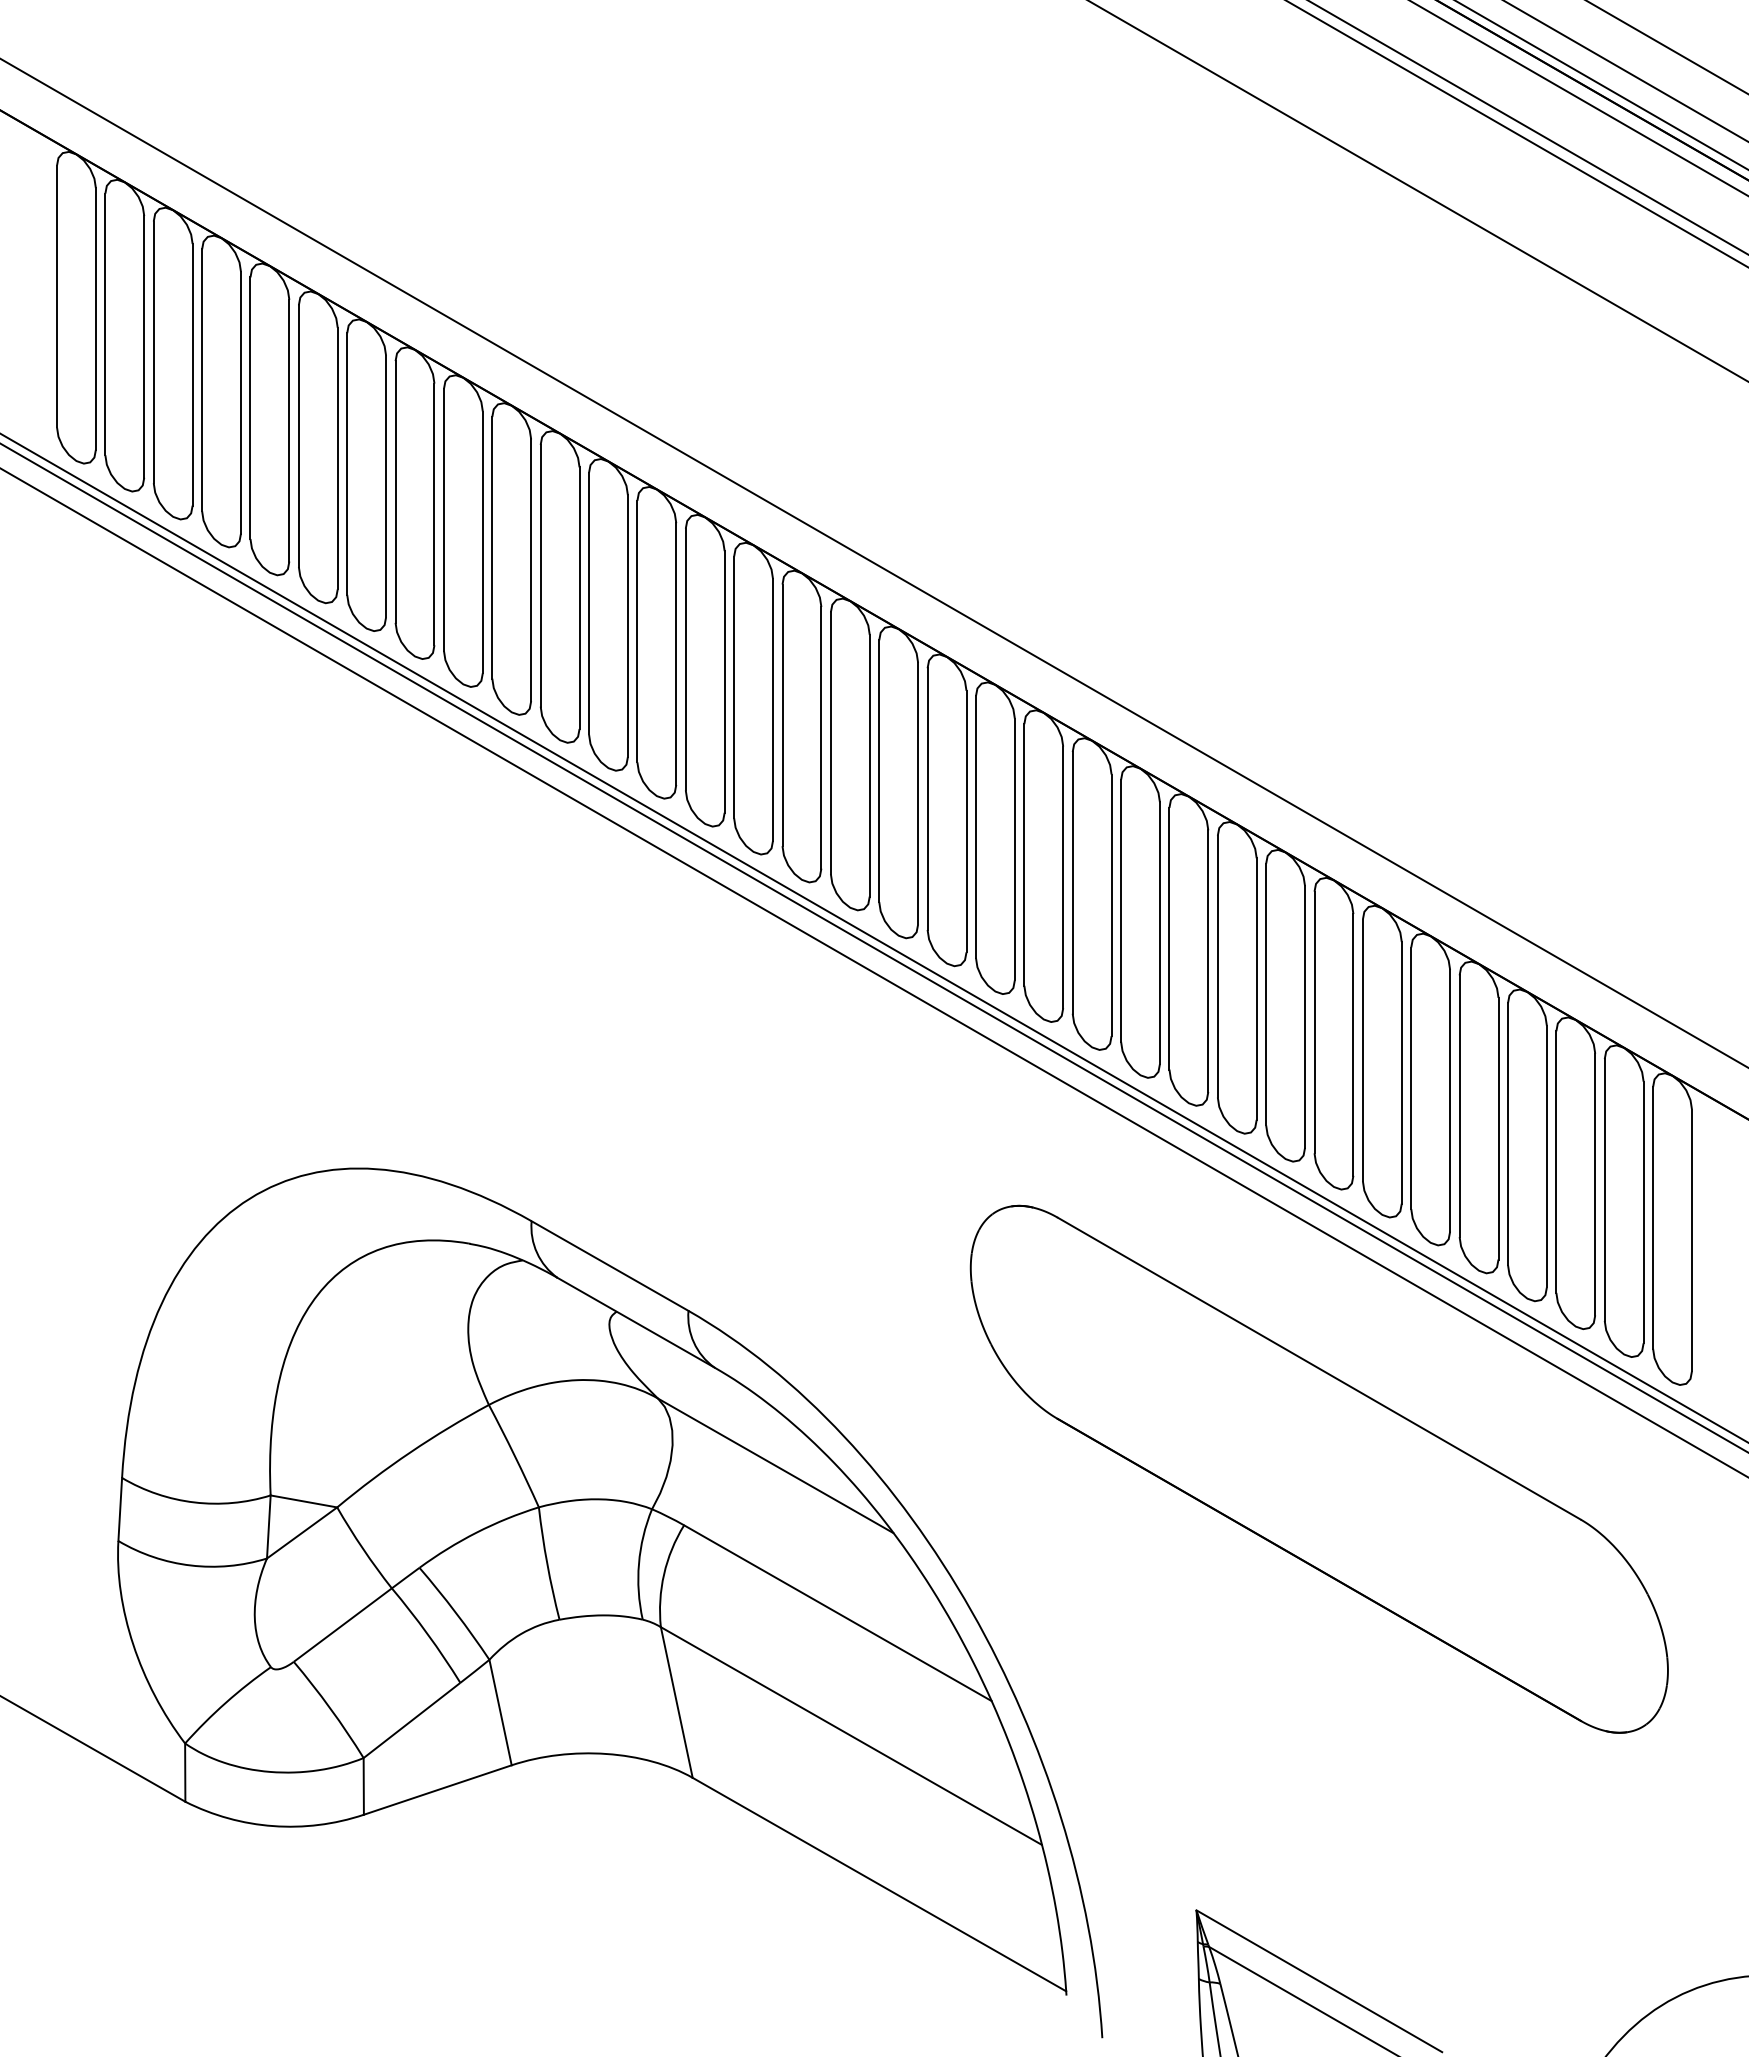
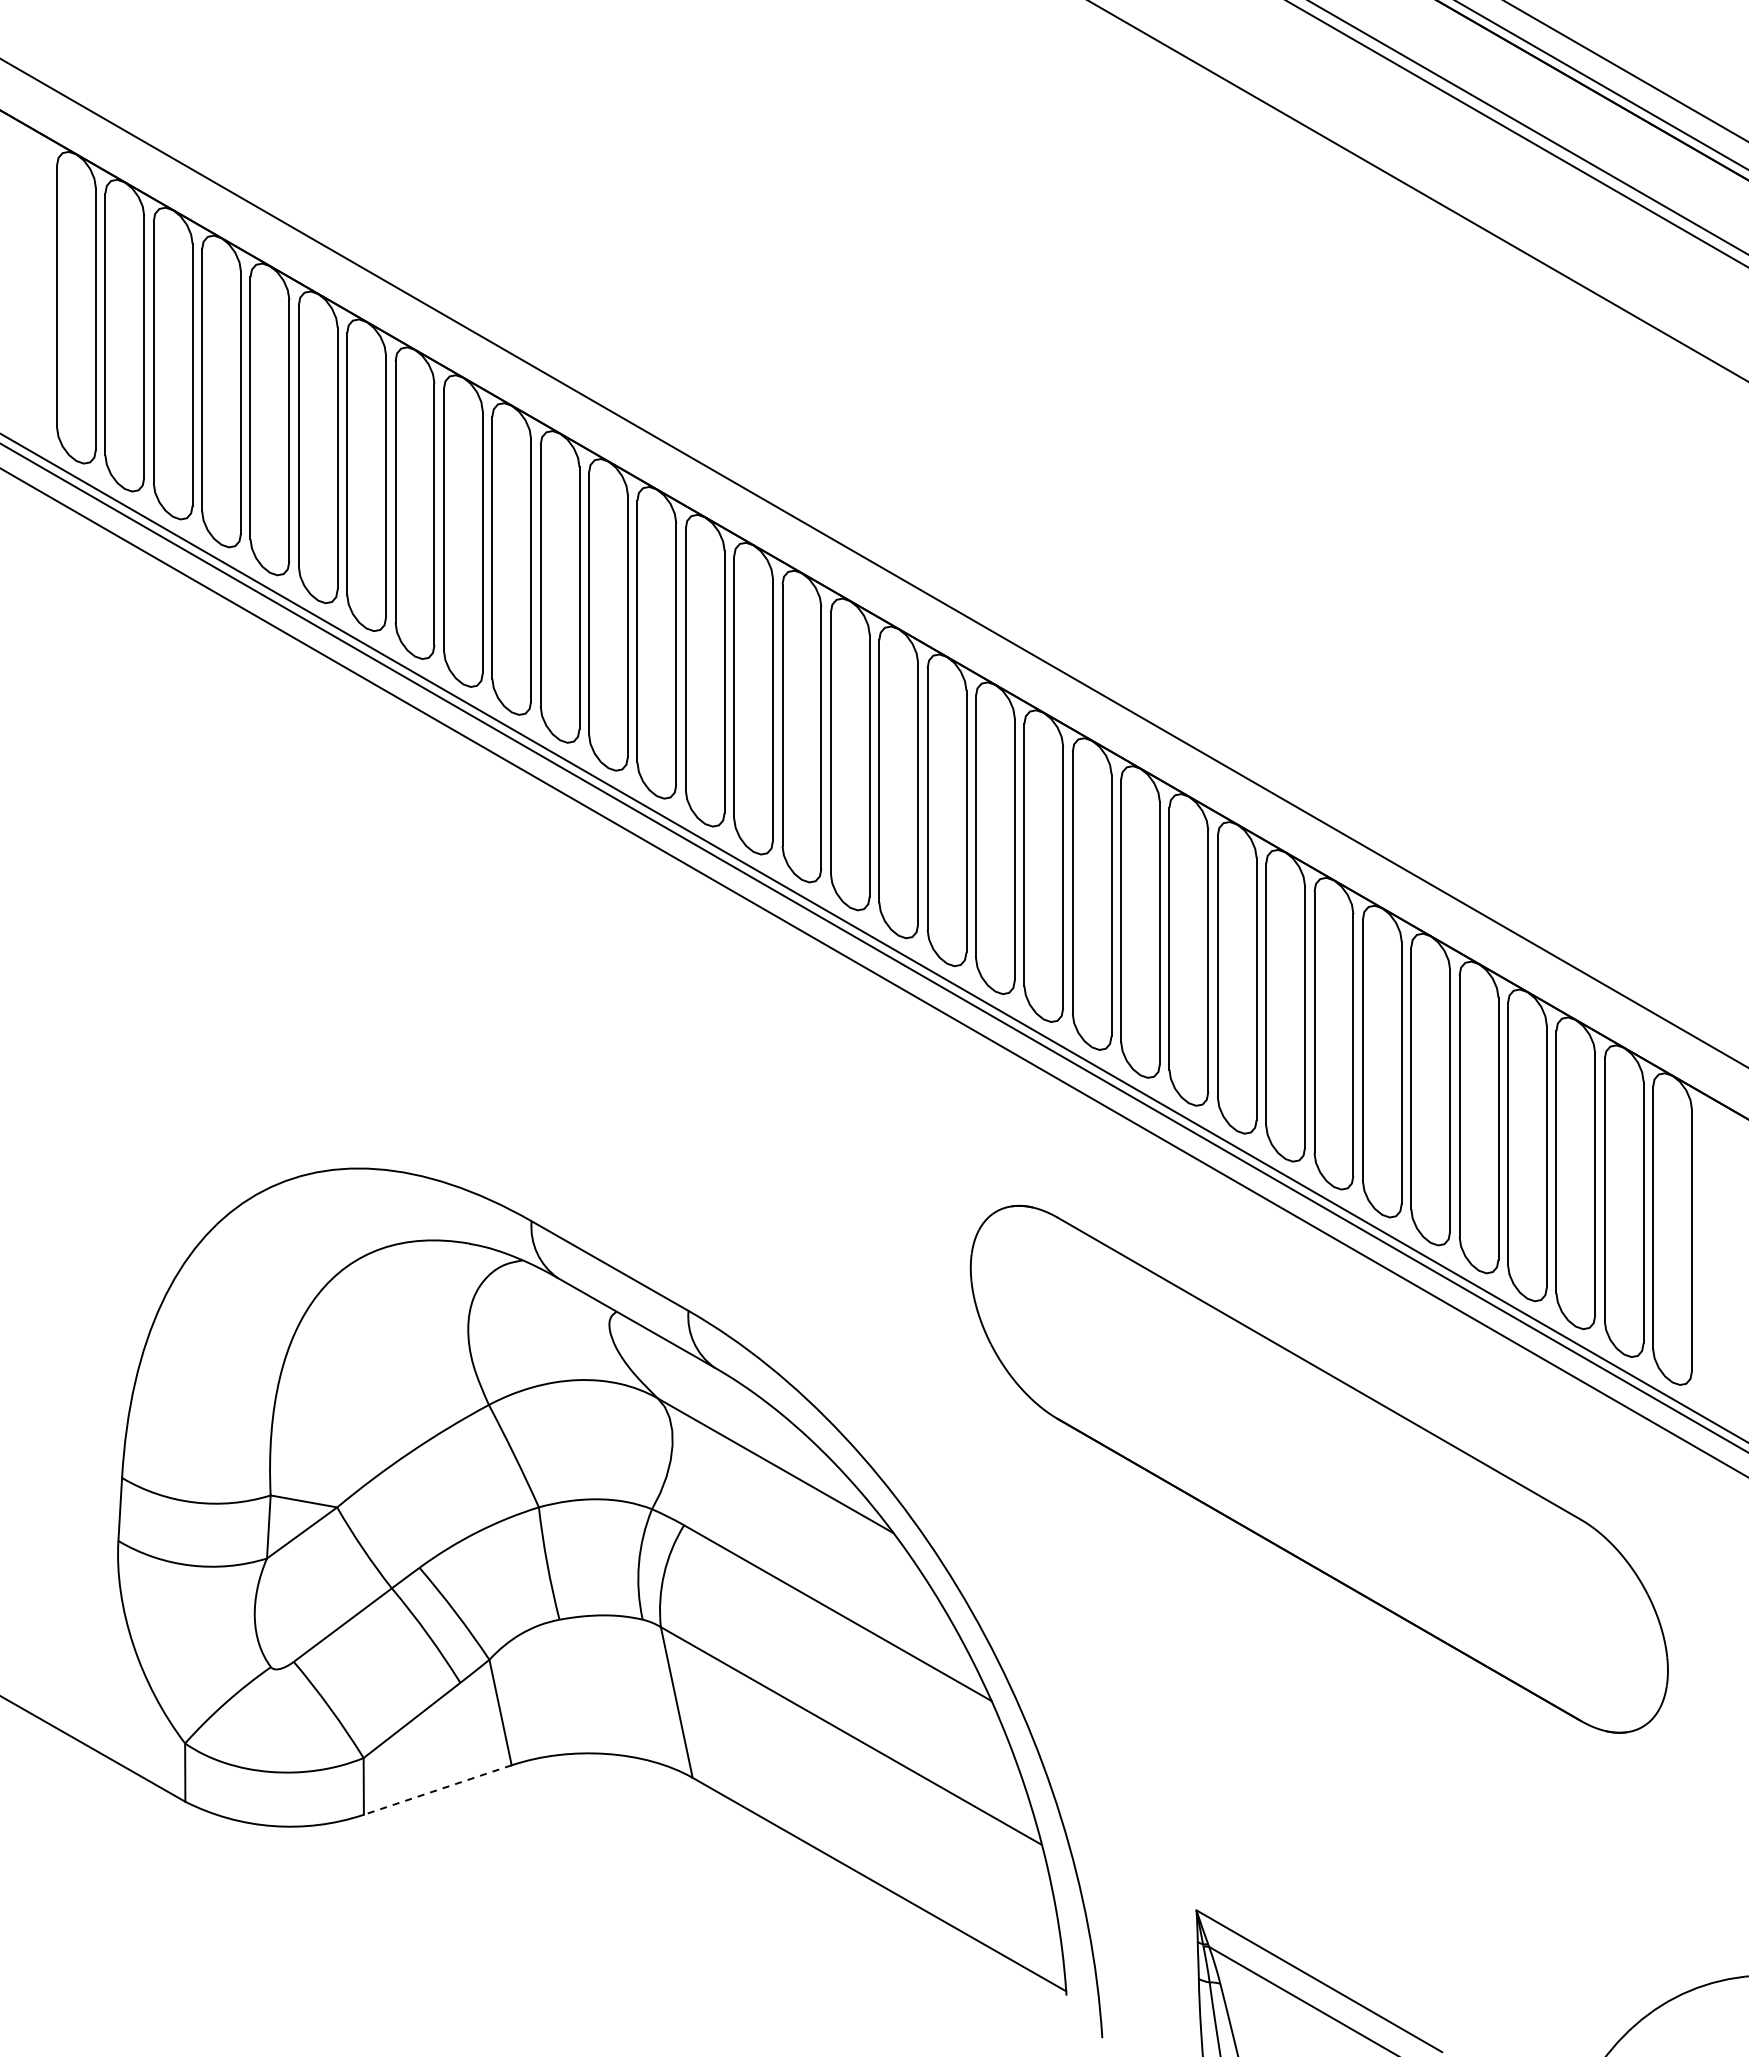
line: present -> none (1667, 47)
line: present -> none (1578, 98)
line: solid -> dashed (437, 1790)
